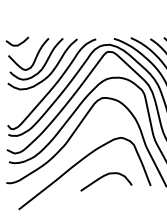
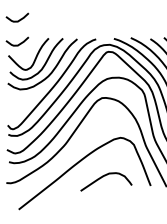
curve: none -> present (19, 19)
